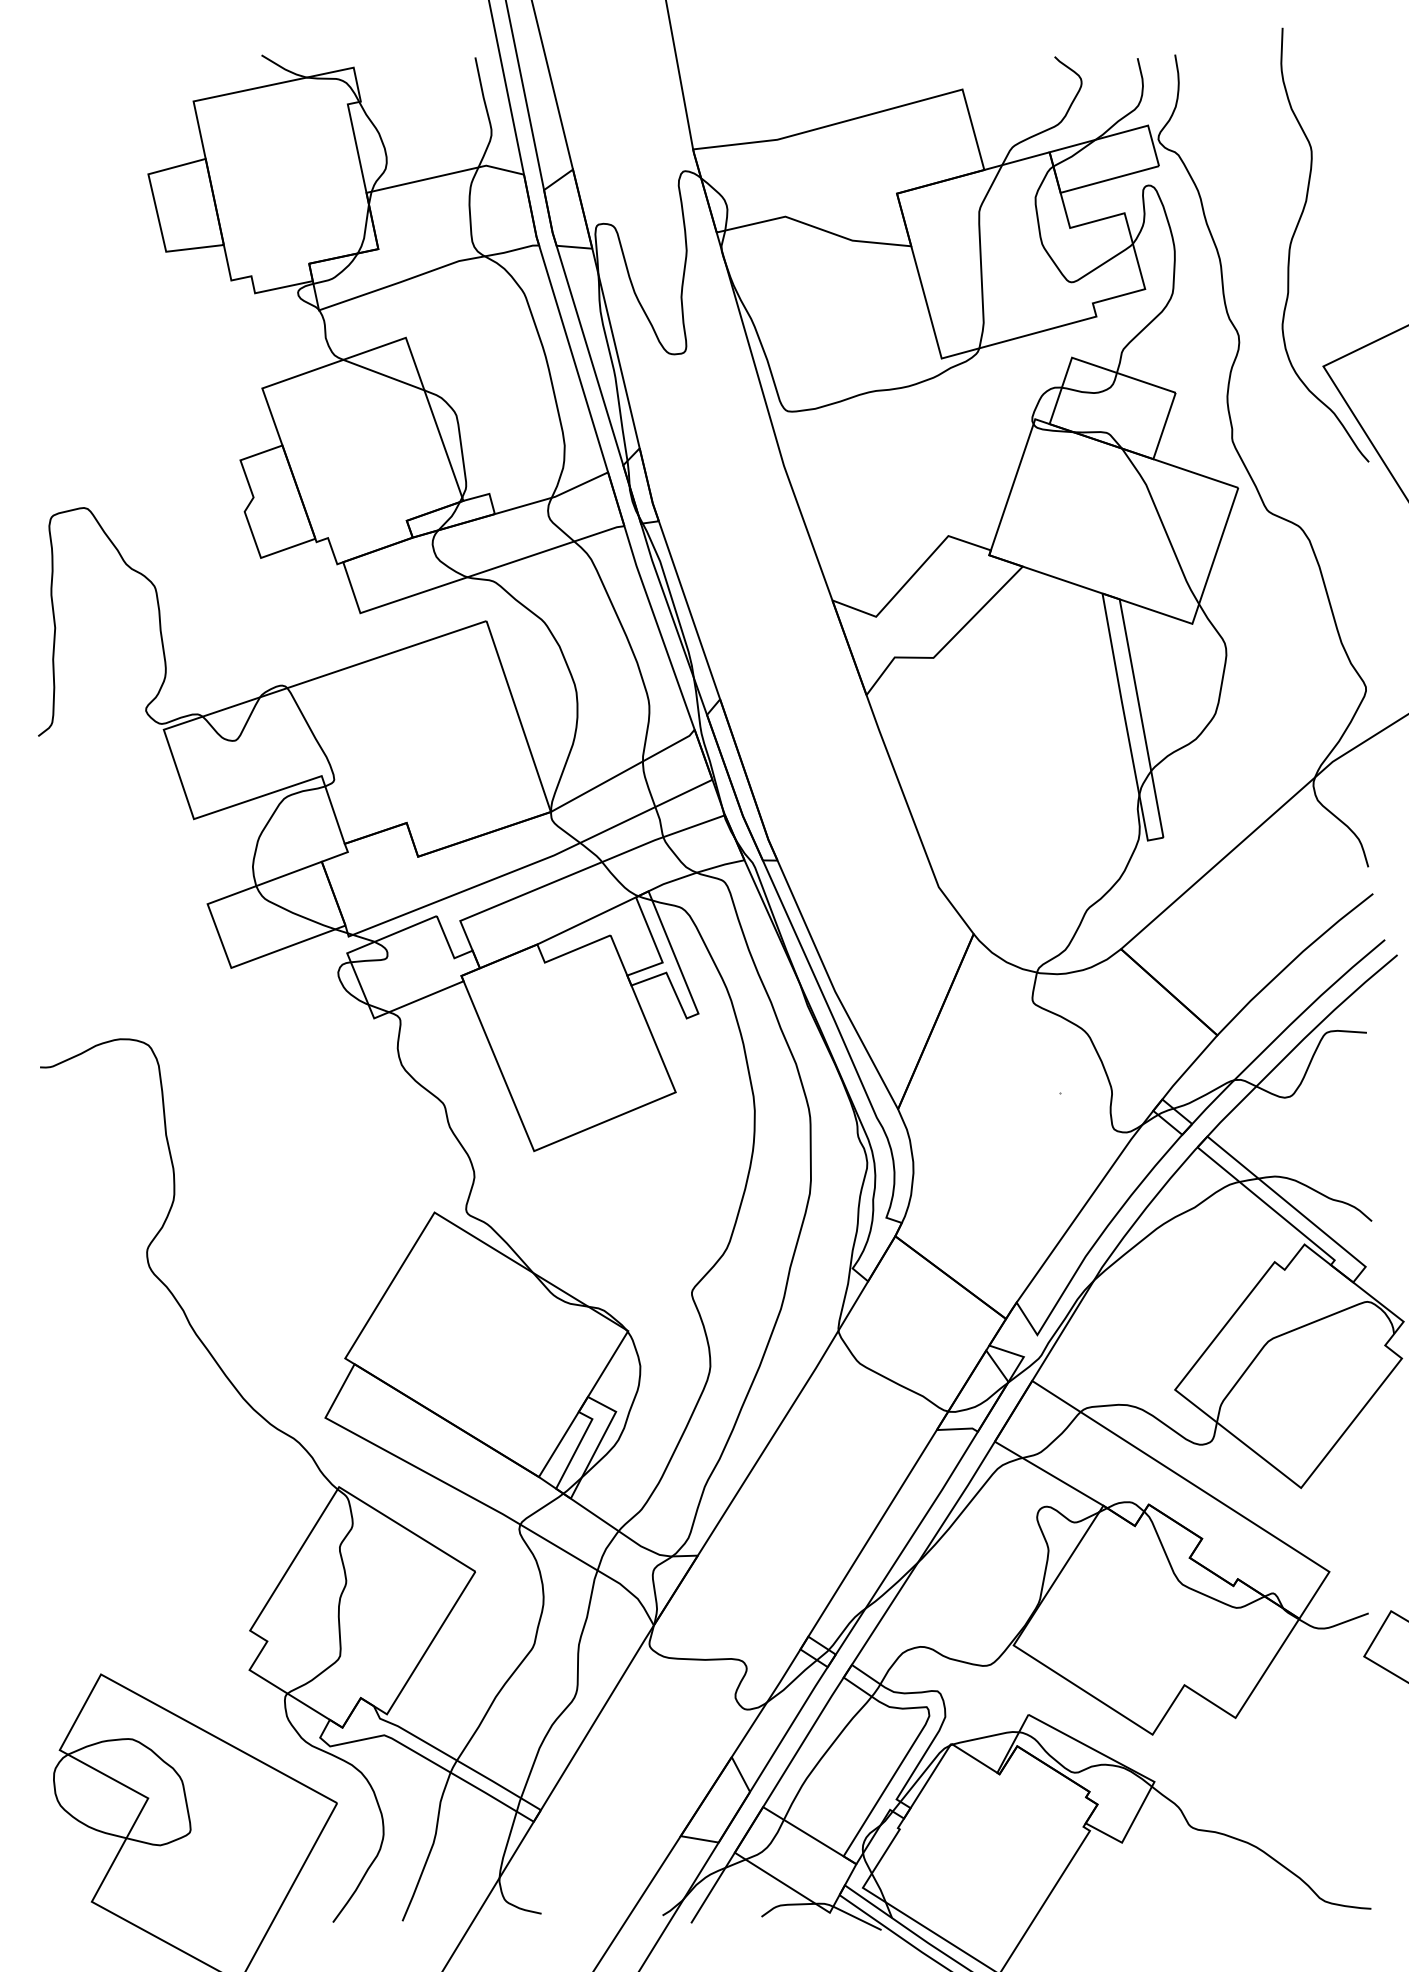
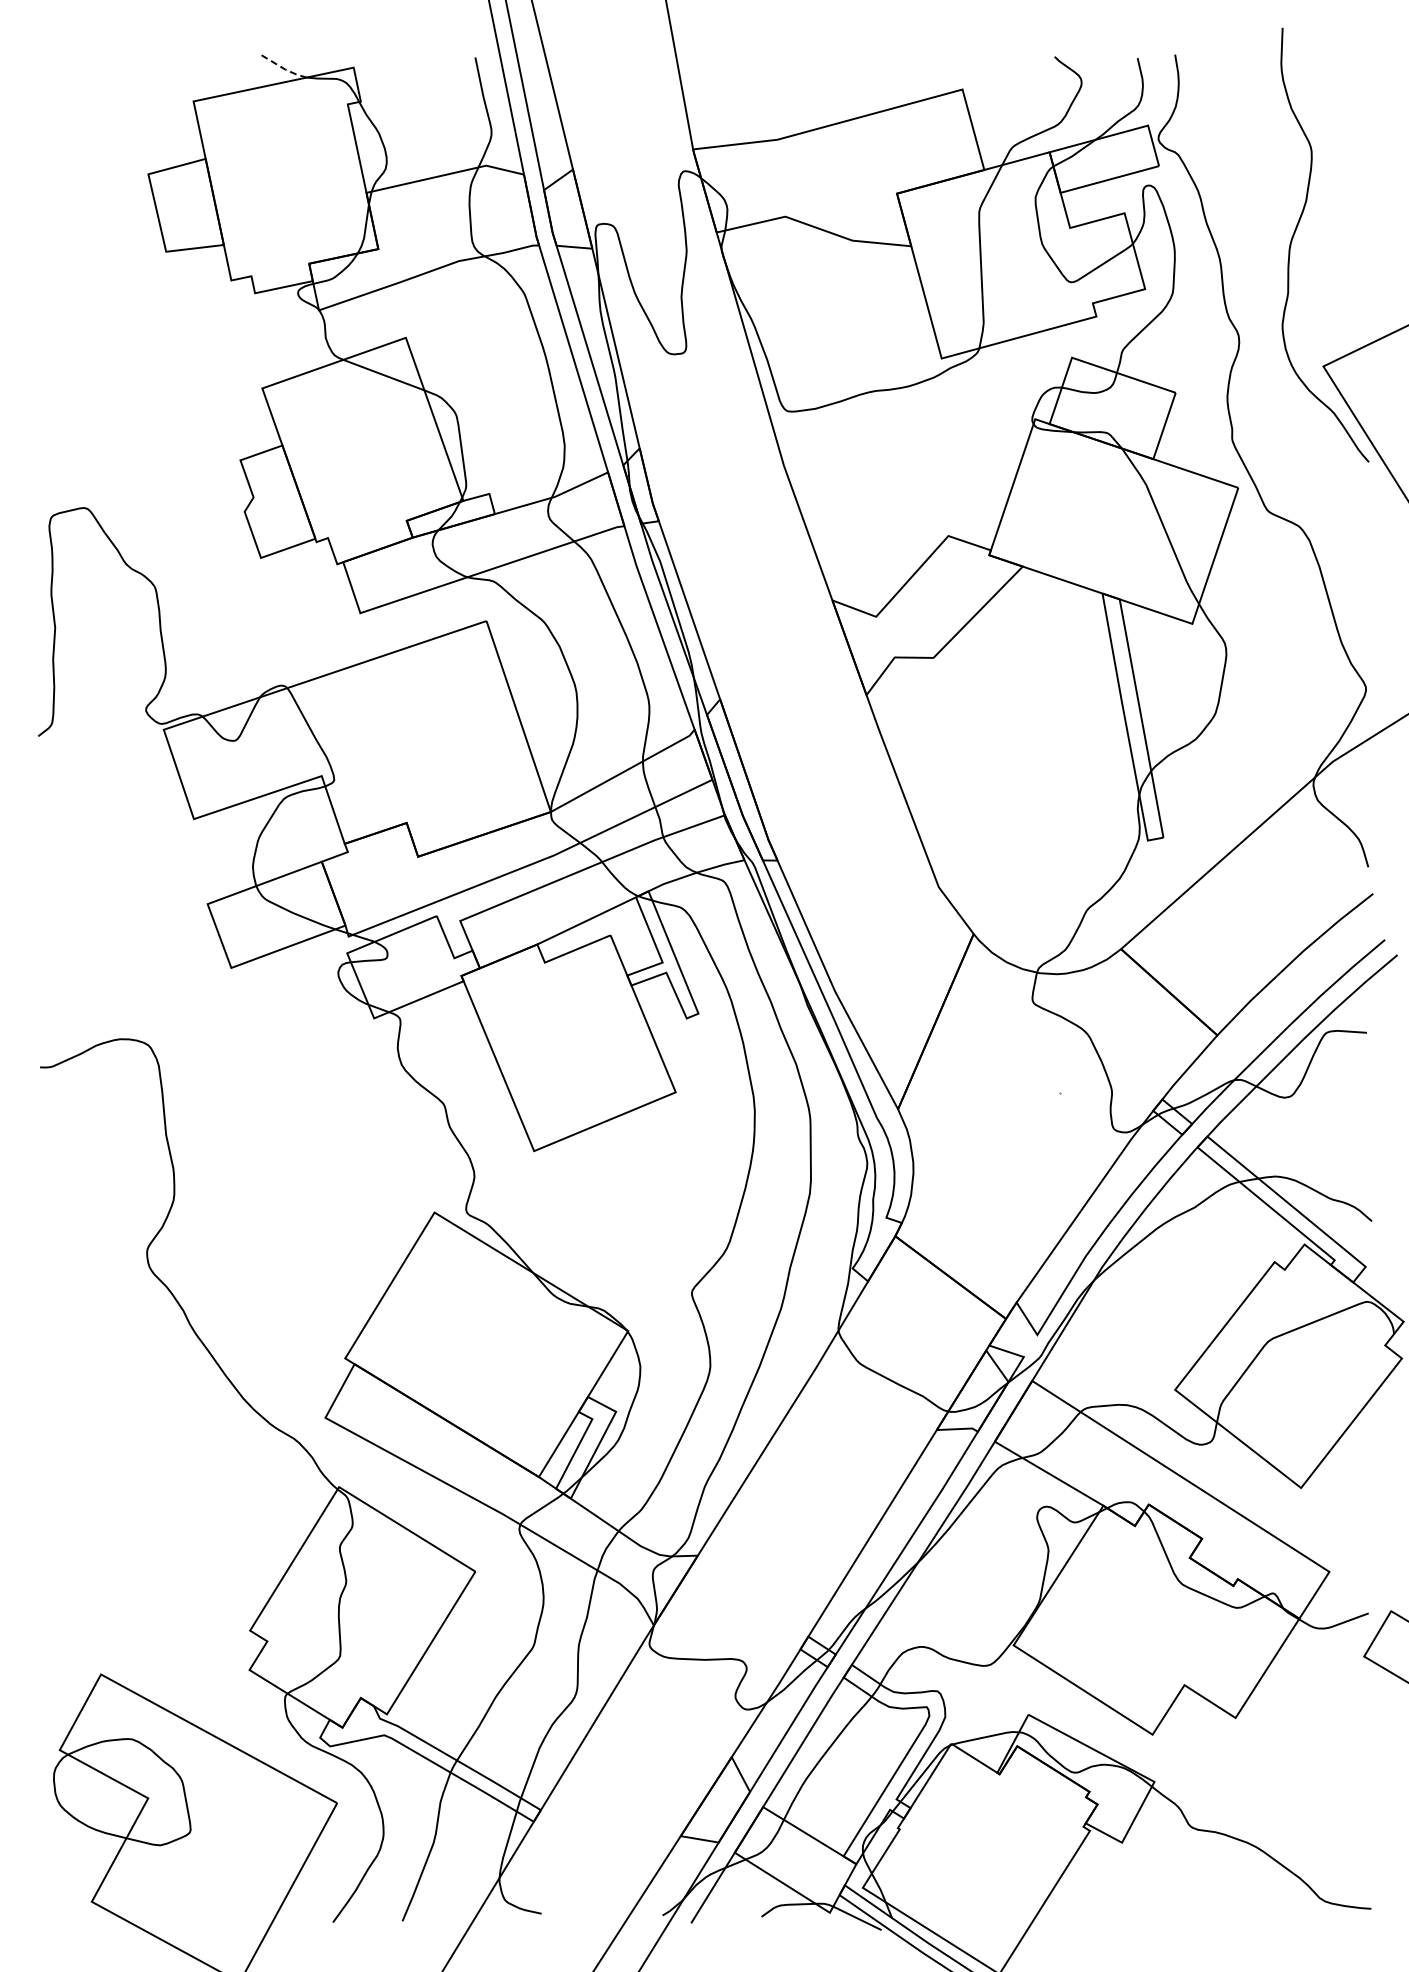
line: solid -> dashed (284, 69)
